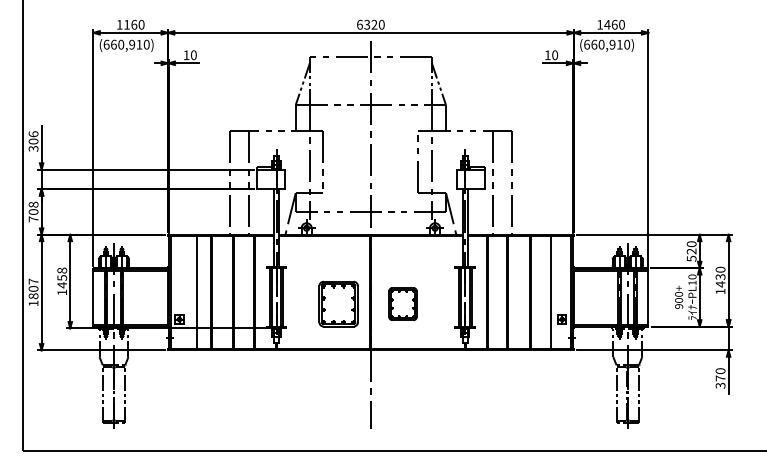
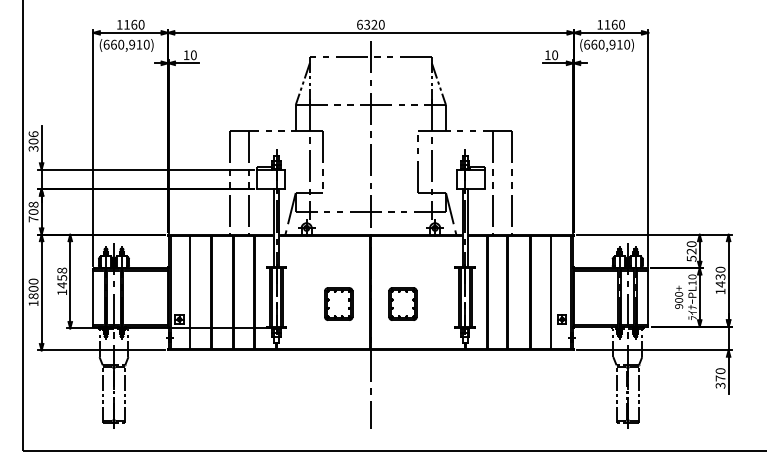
text: 1460 -> 1160 (607, 24)
text: 1807 -> 1800 (33, 281)
line position: (197, 292) -> (190, 292) (190, 292)
part size: 41x48 px -> 30x34 px (338, 303)
